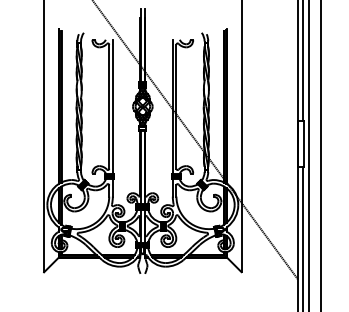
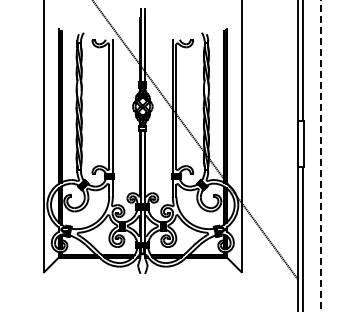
line: present -> none (309, 155)
line: solid -> dashed (321, 156)
